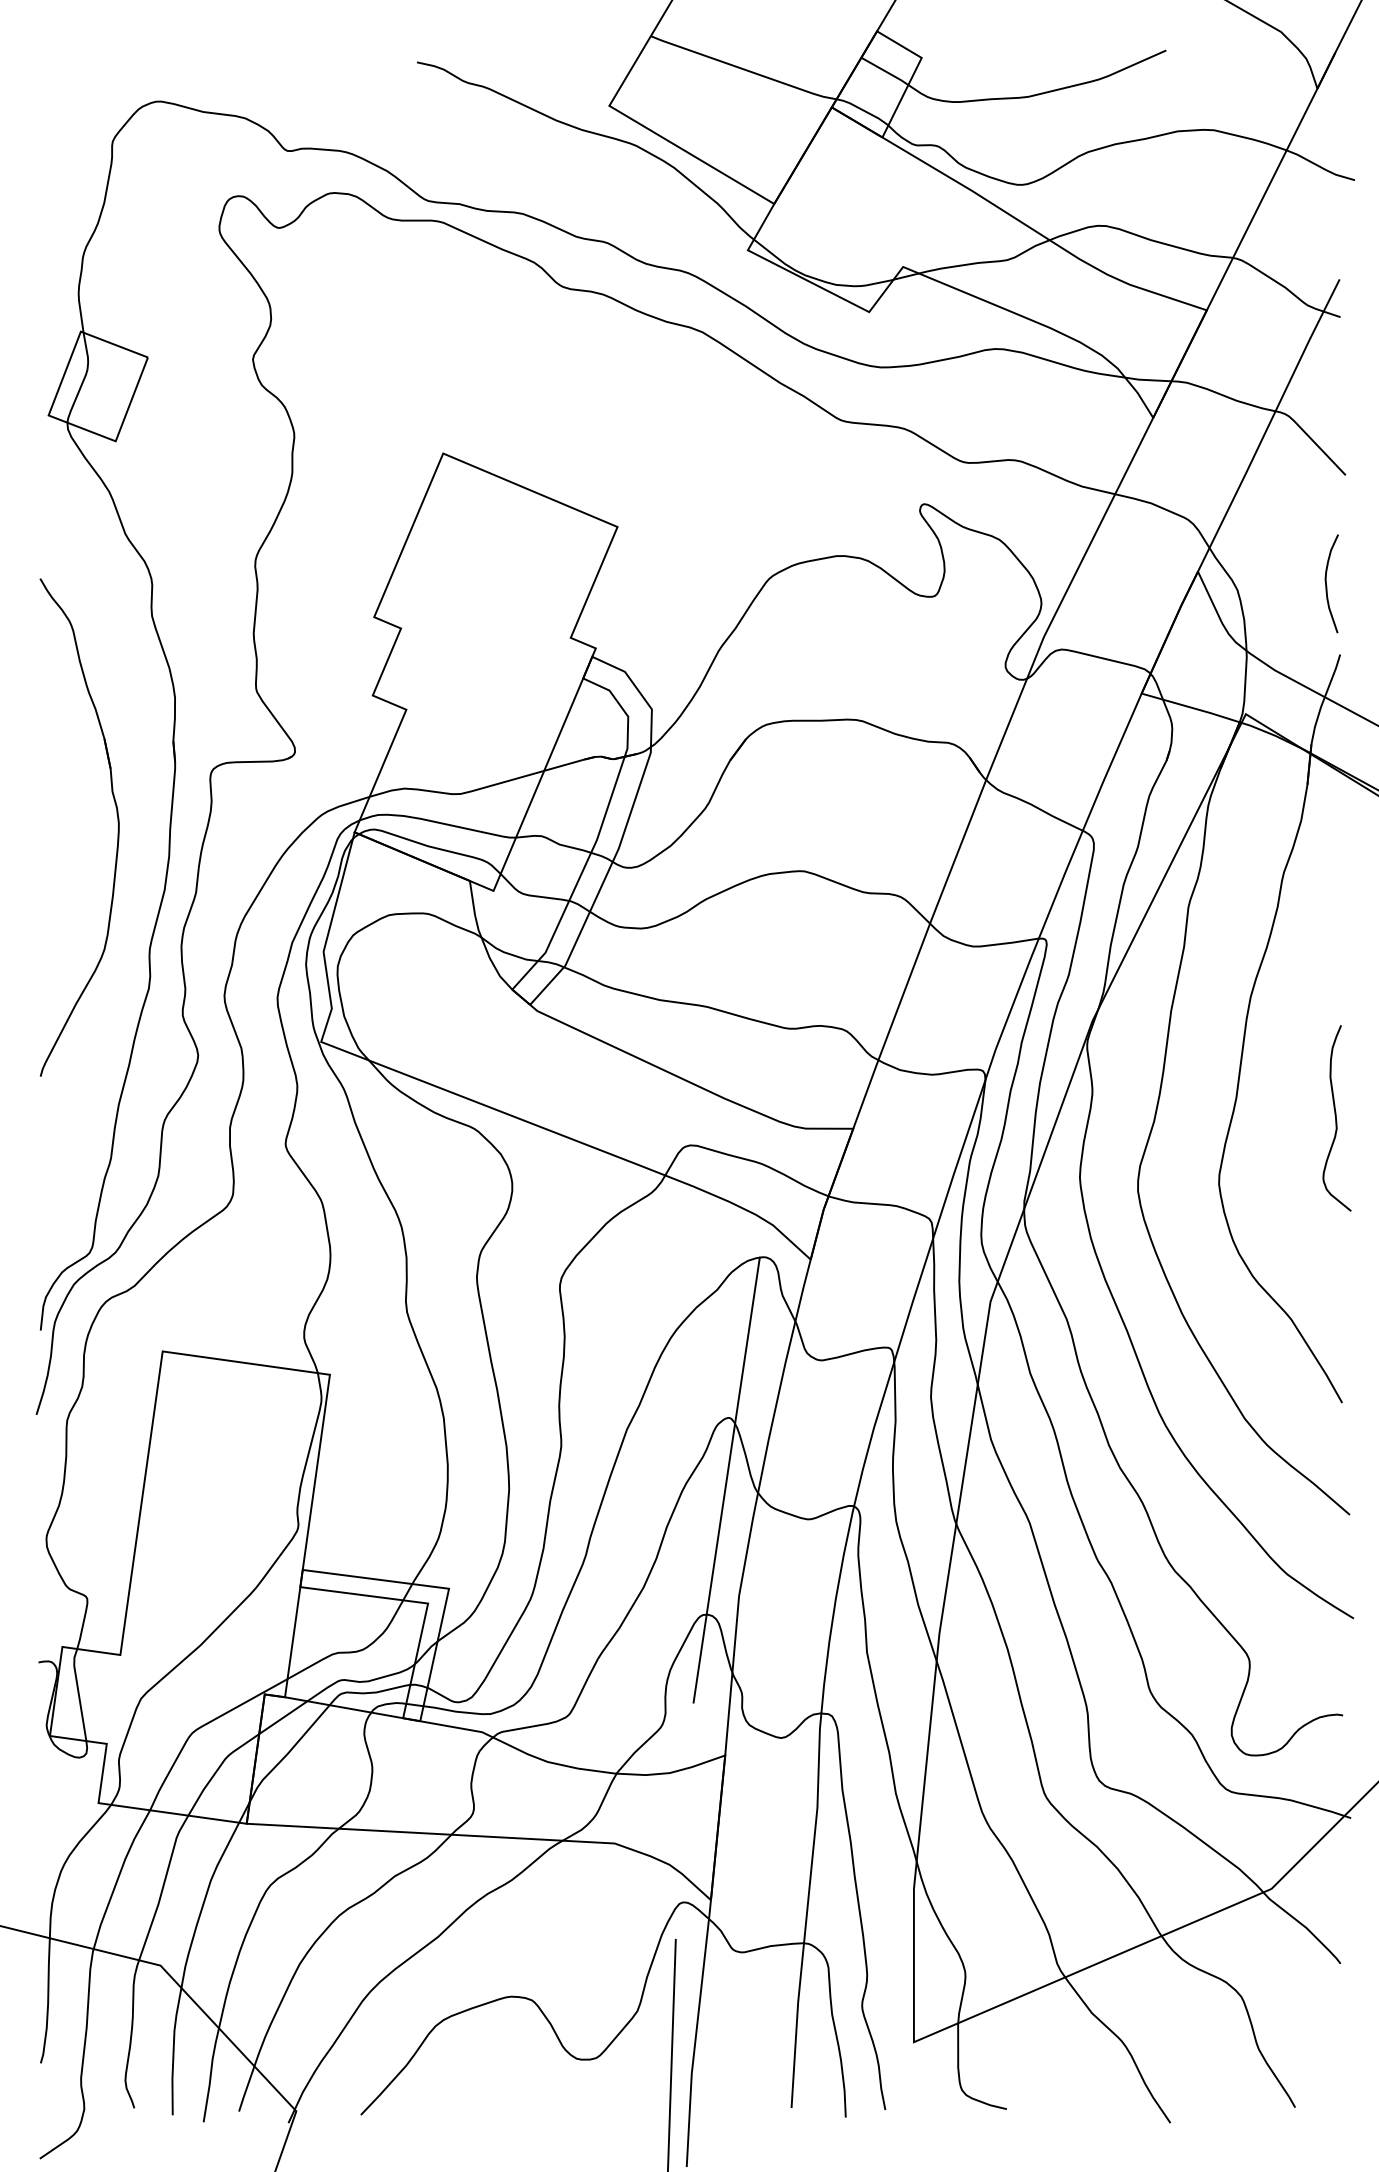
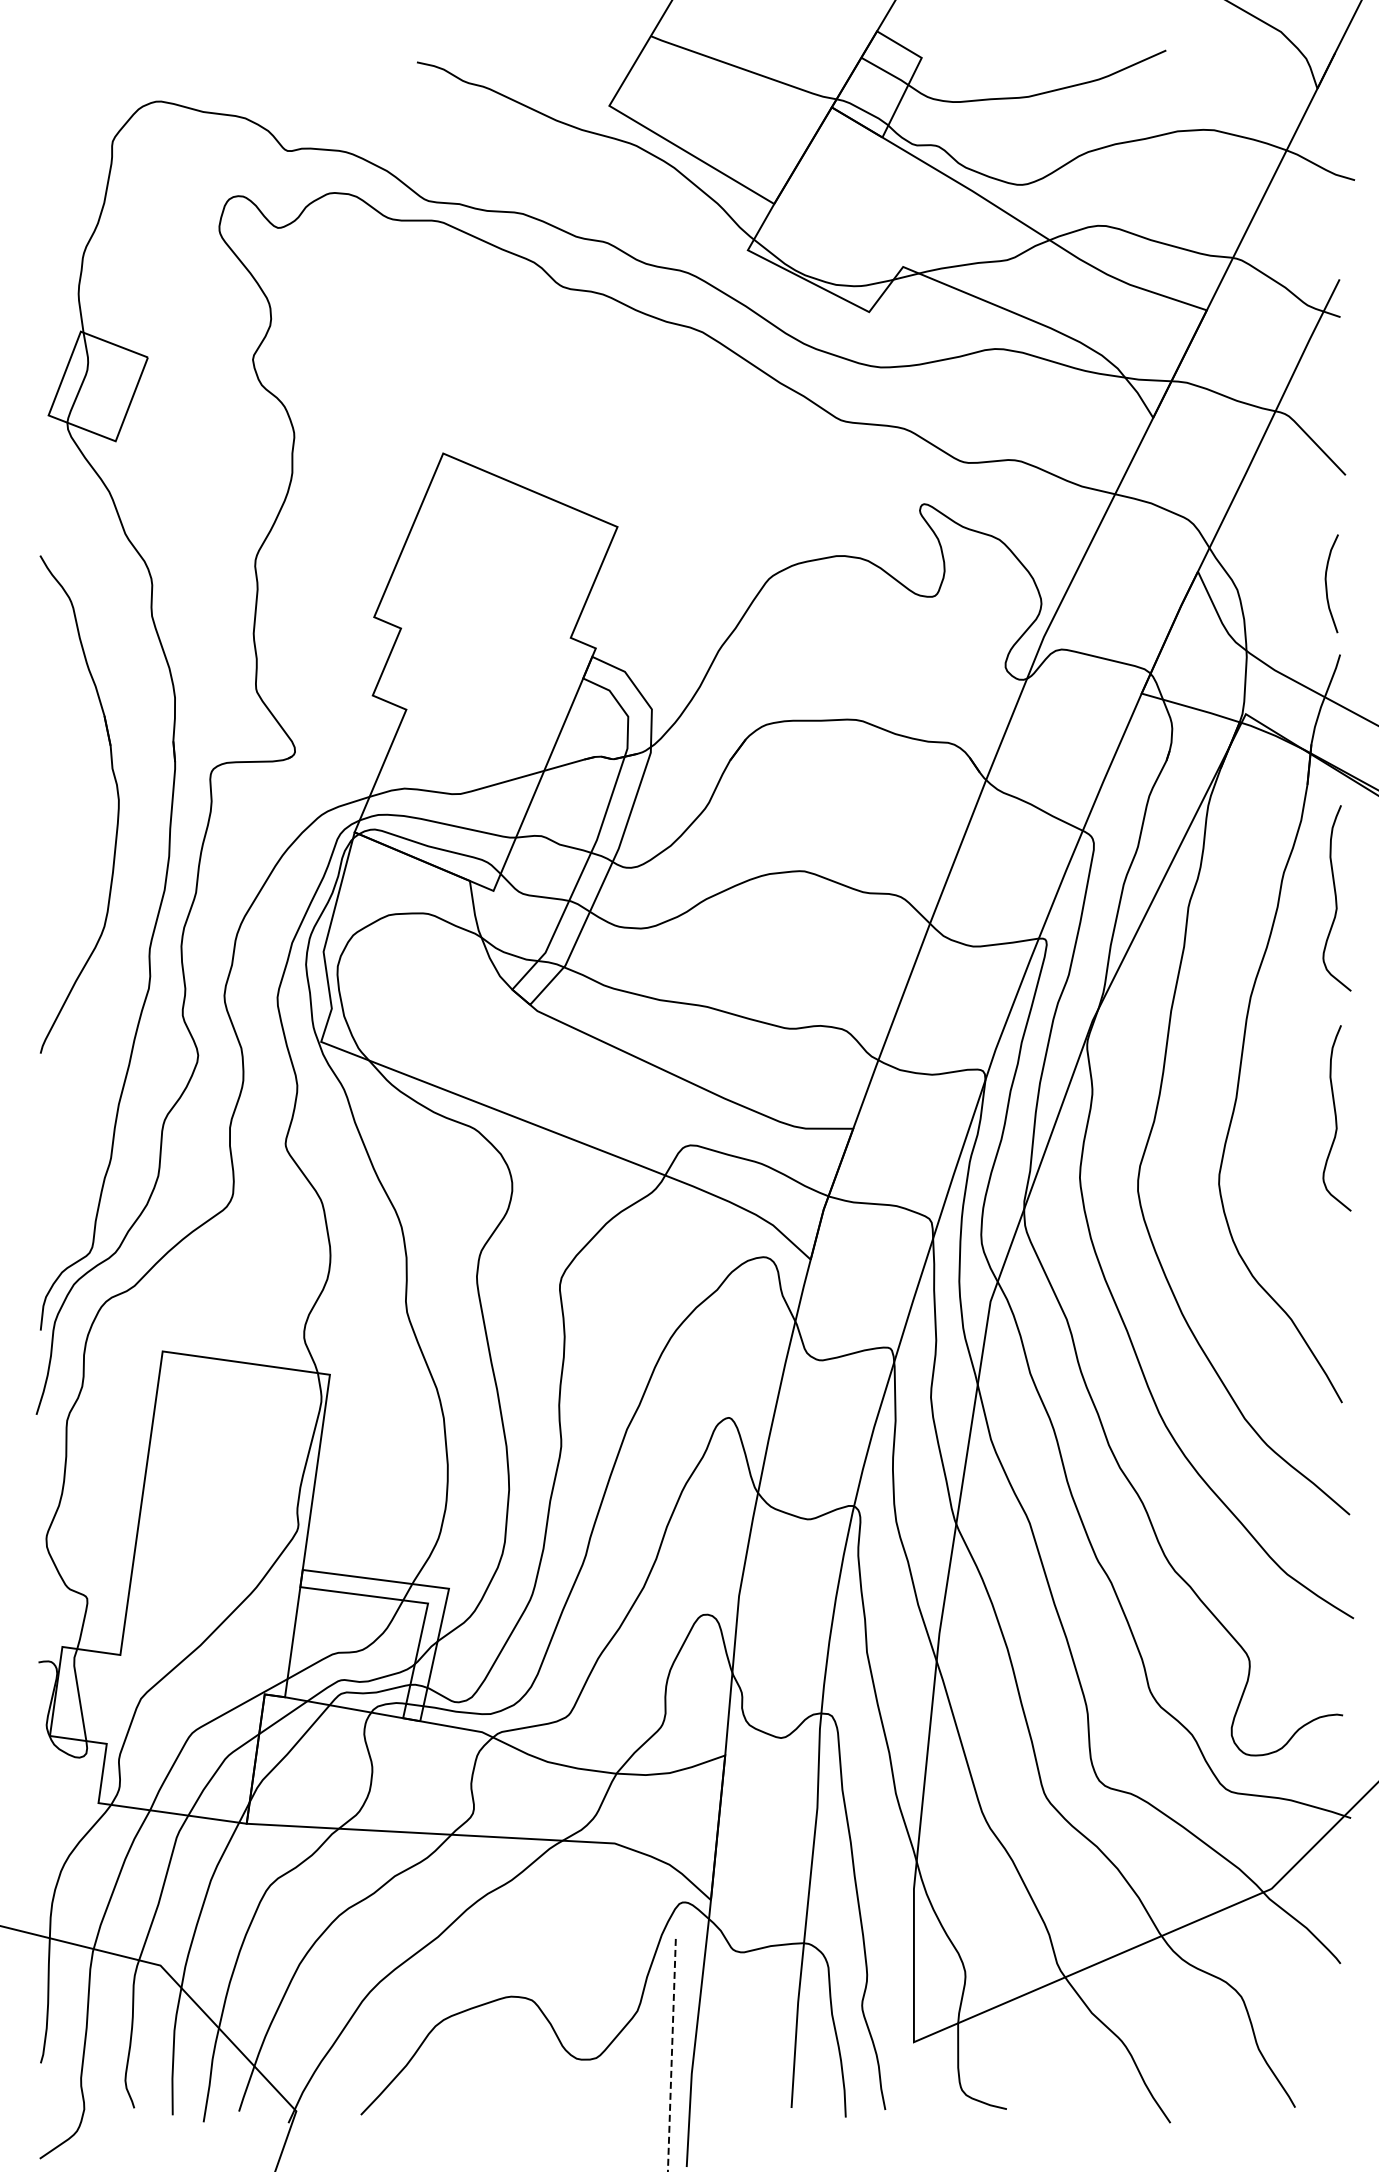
part position: (117, 829) -> (117, 806) (117, 806)
curve: none -> present (1336, 898)
line: present -> none (726, 1479)
line: solid -> dashed (671, 2055)
